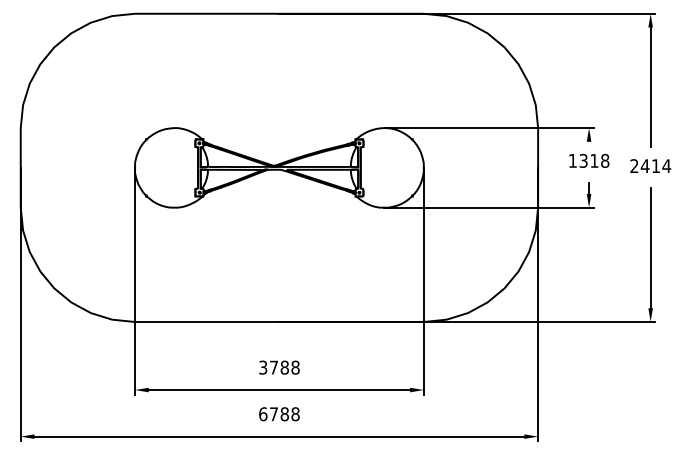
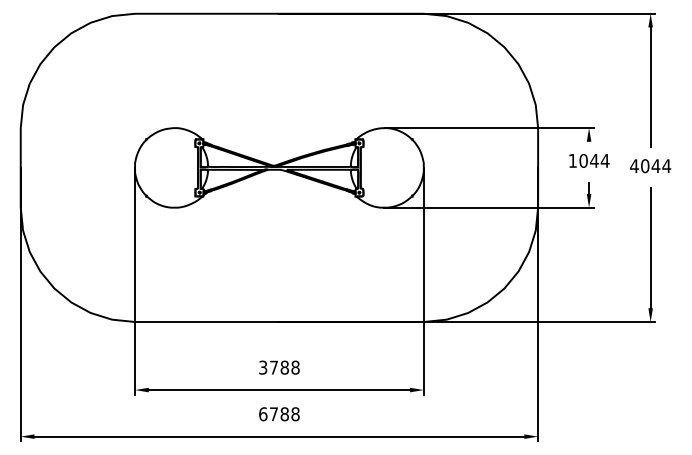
text: 1318 -> 1044 (594, 160)
text: 2414 -> 4044 (645, 166)
